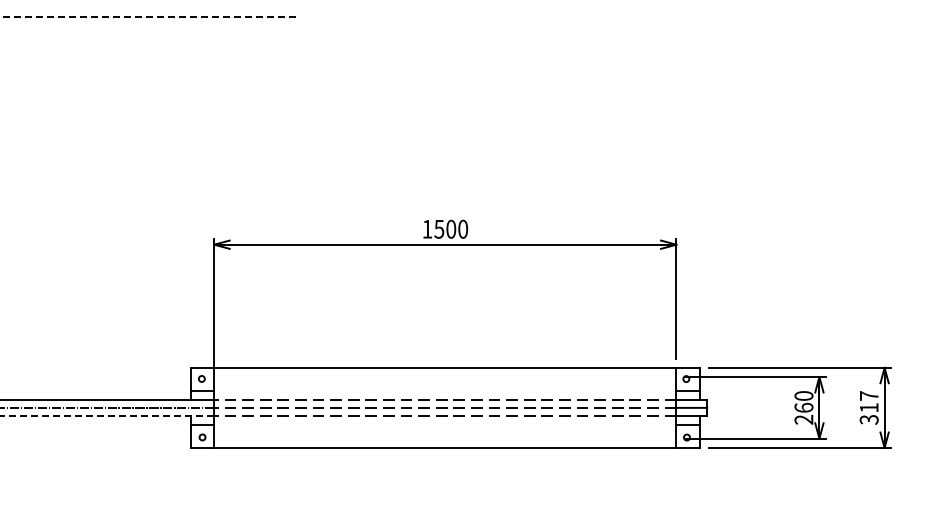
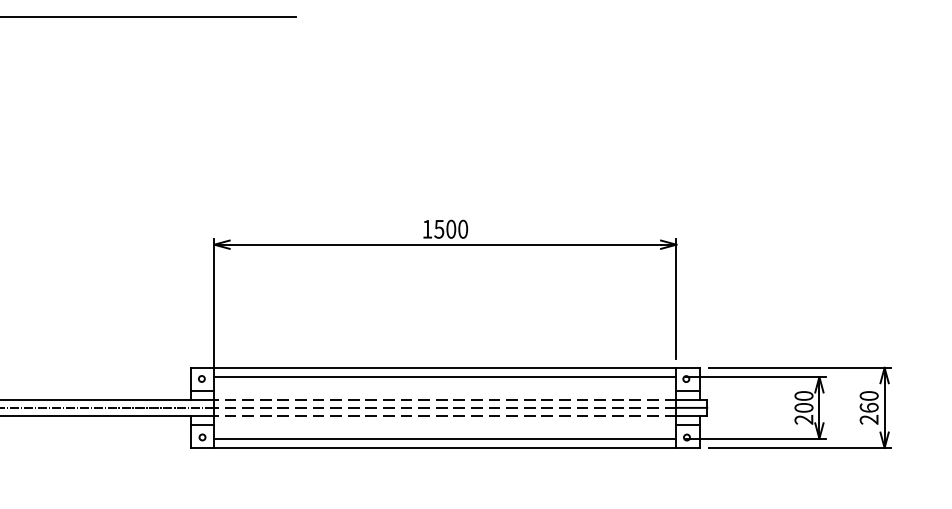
line: dashed -> solid (148, 17)
line: none -> present (445, 377)
text: 260 -> 200 (803, 407)
text: 317 -> 260 (868, 407)
line: dashed -> solid (107, 415)
line: none -> present (445, 438)
